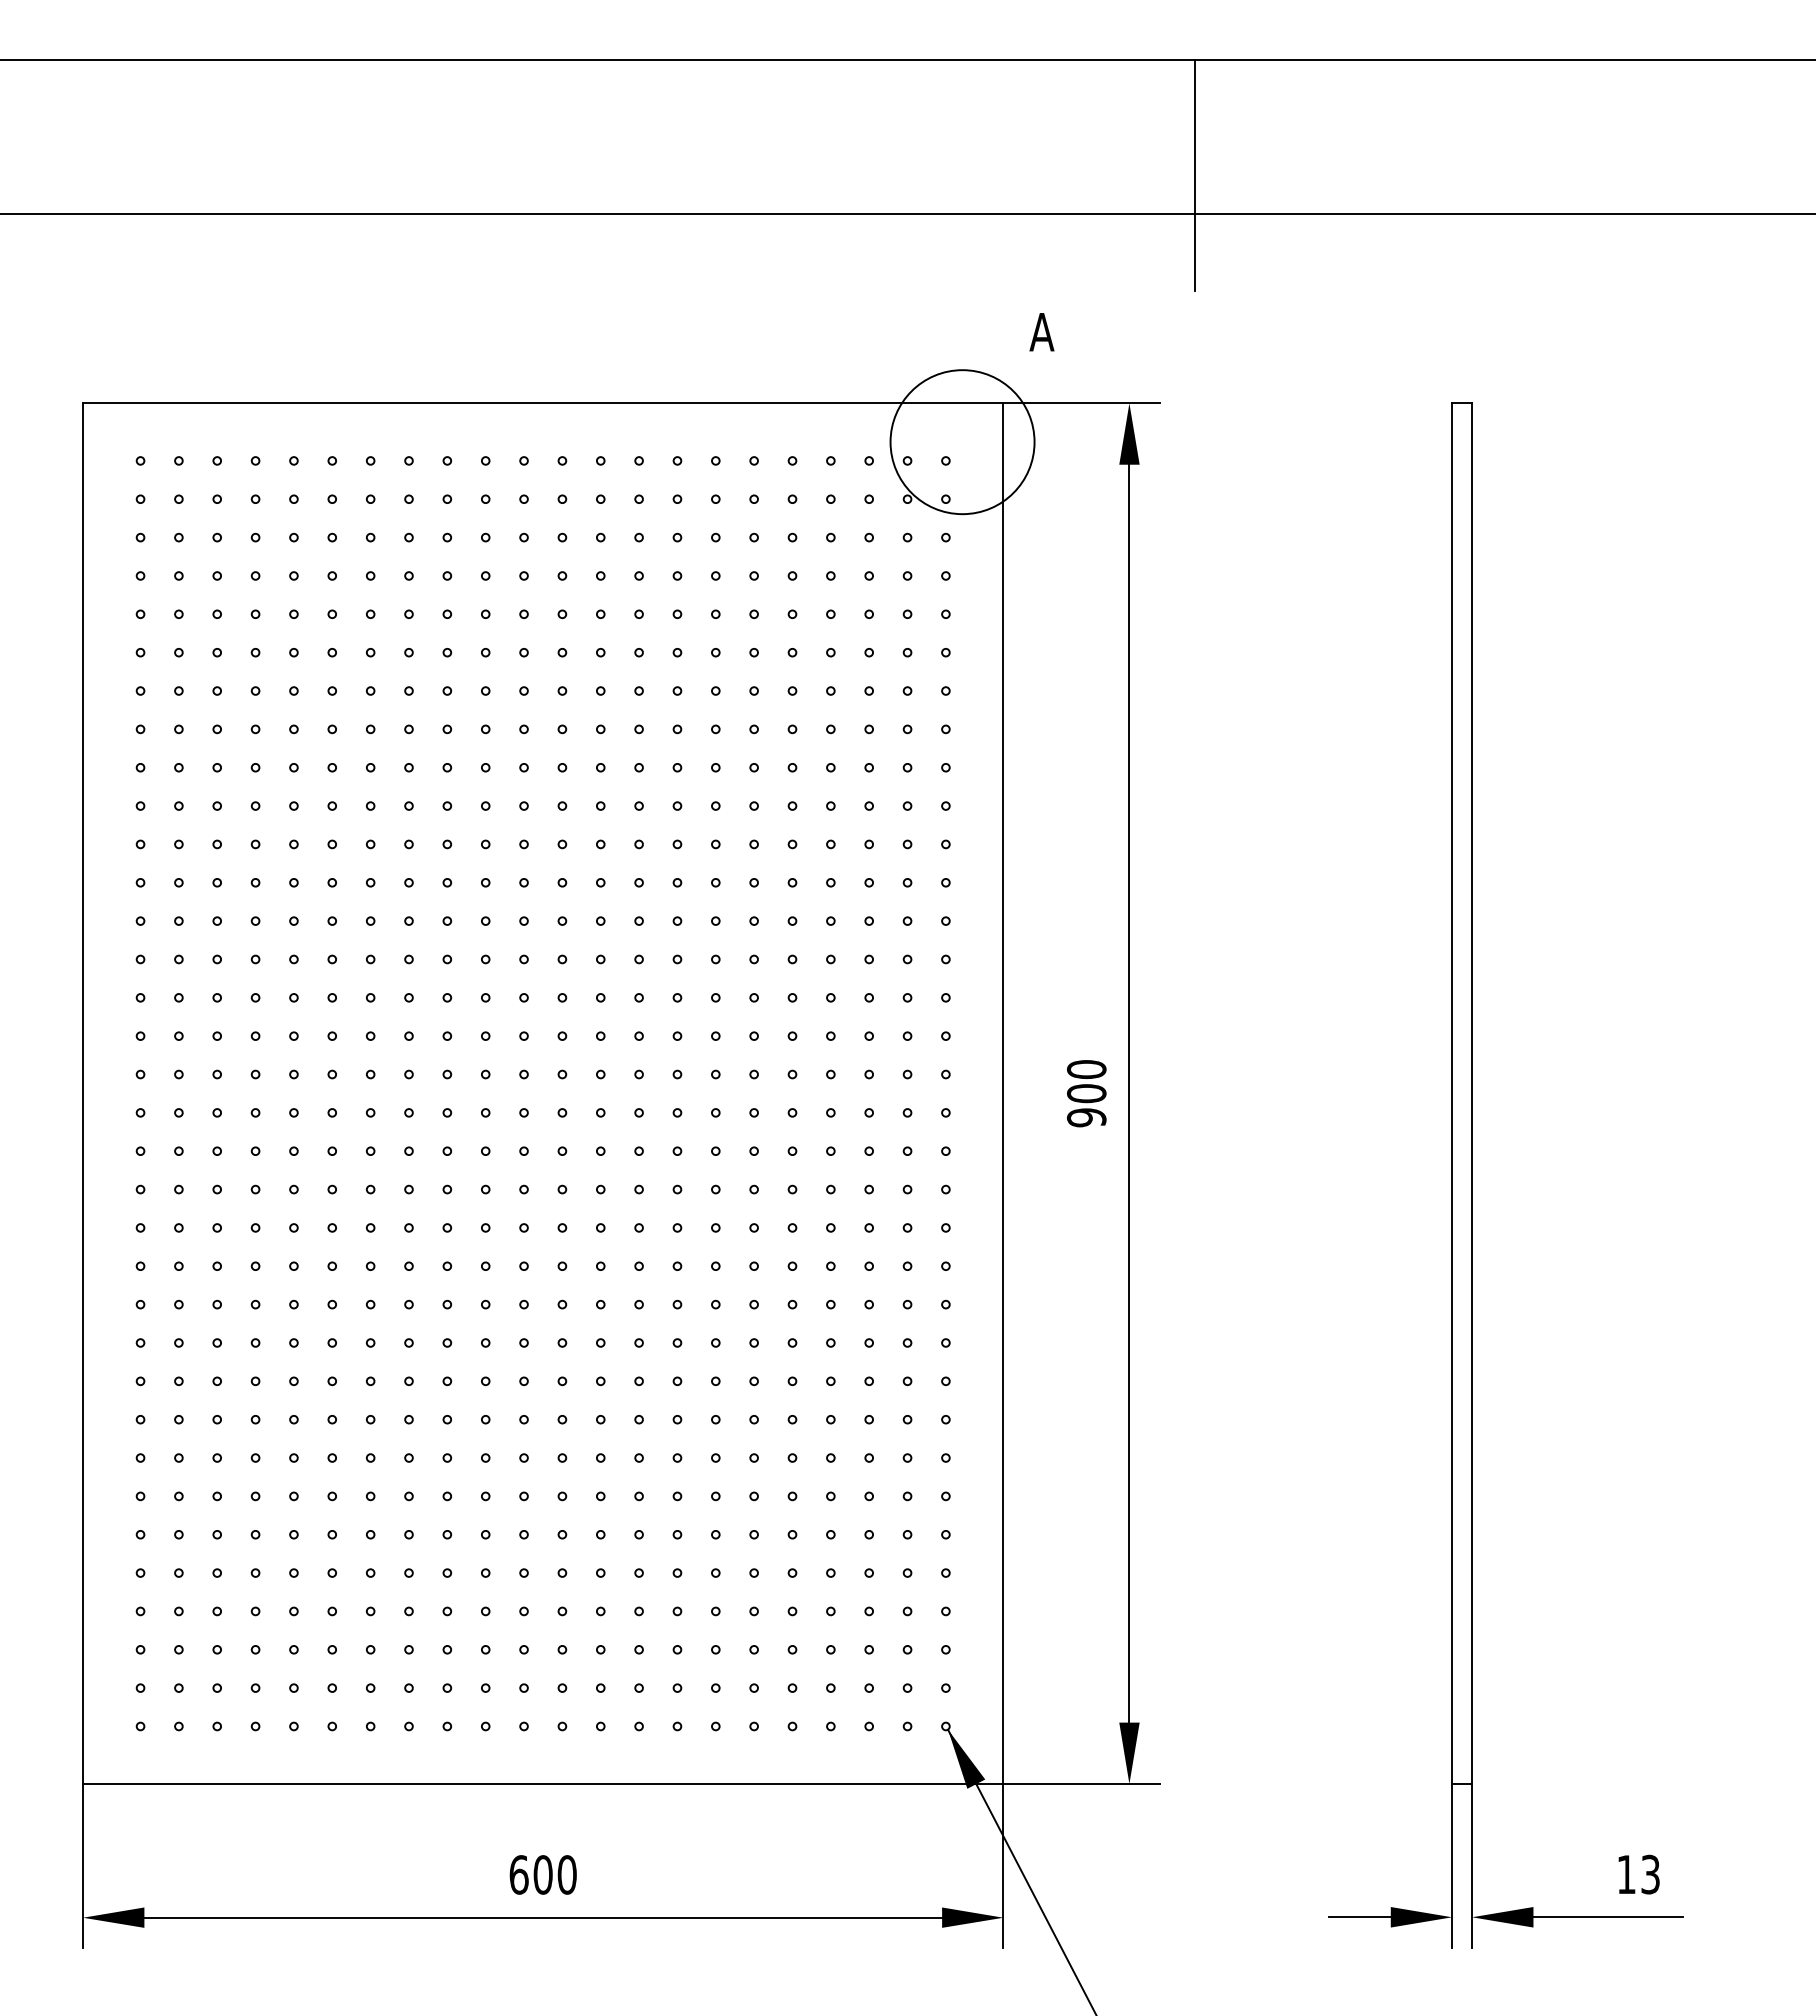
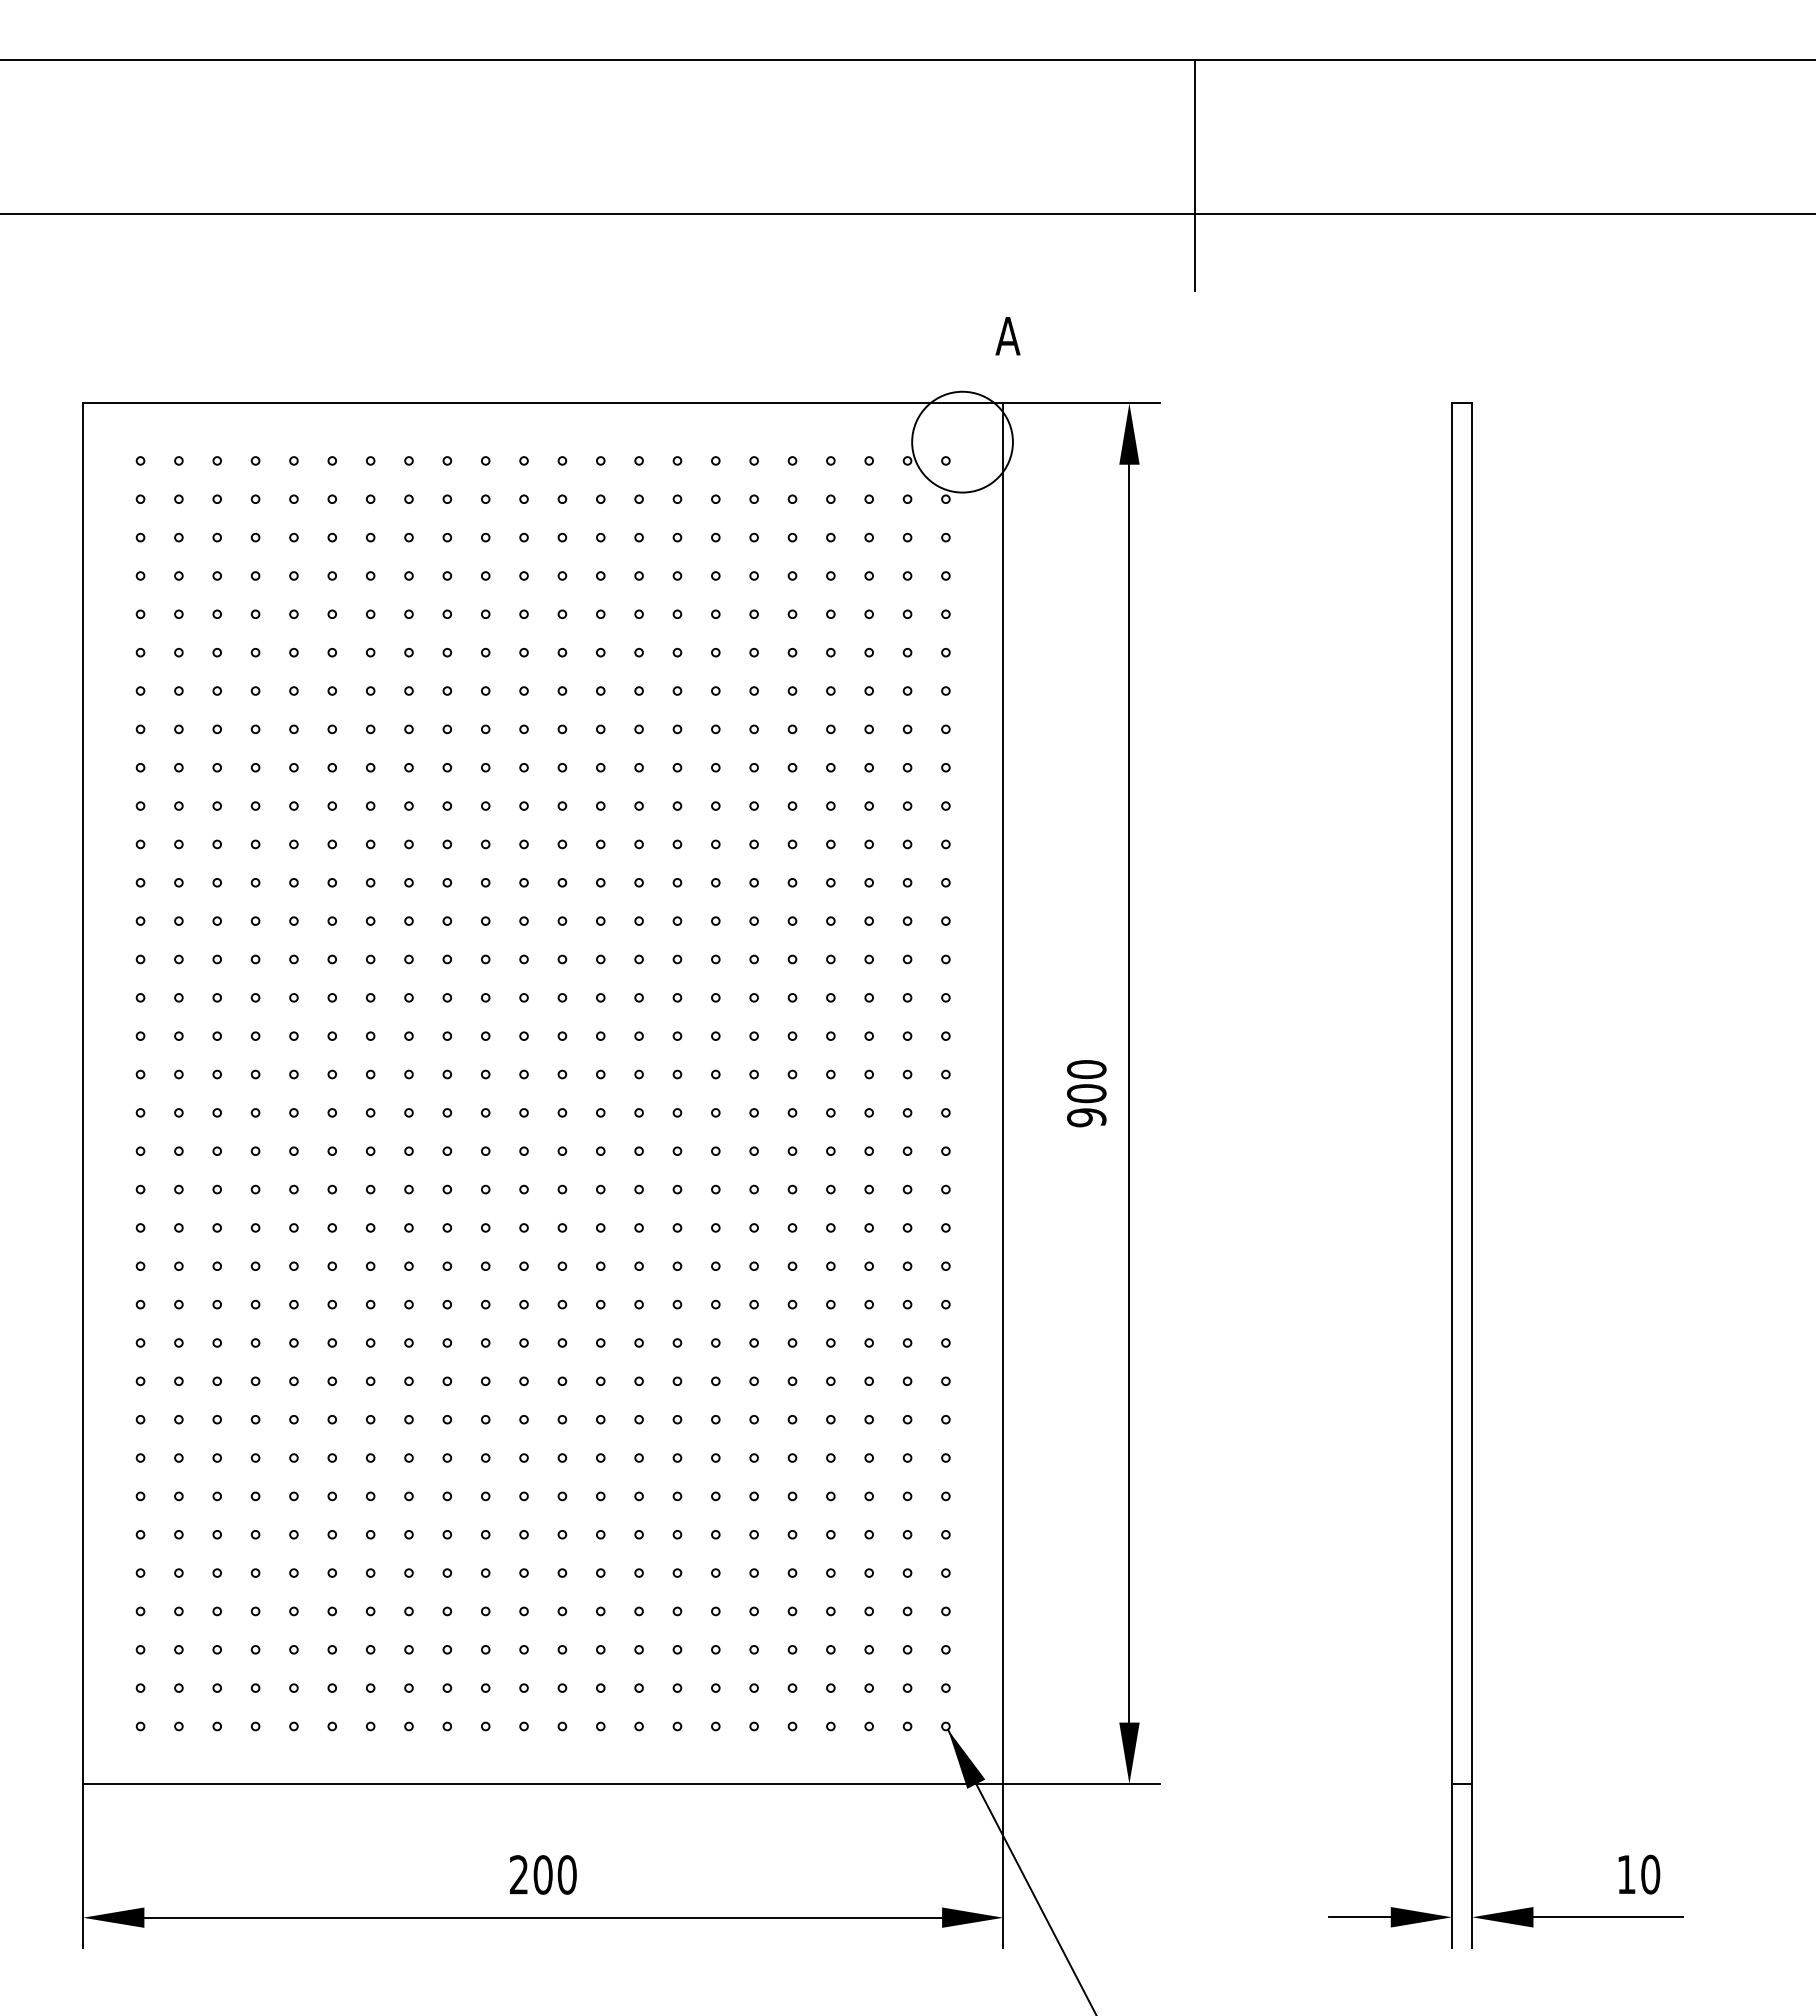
text position: (1041, 332) -> (1007, 336) (1007, 336)
circle diameter: 144 px -> 101 px (962, 441)
text: 600 -> 200 (518, 1874)
text: 13 -> 10 (1650, 1874)
